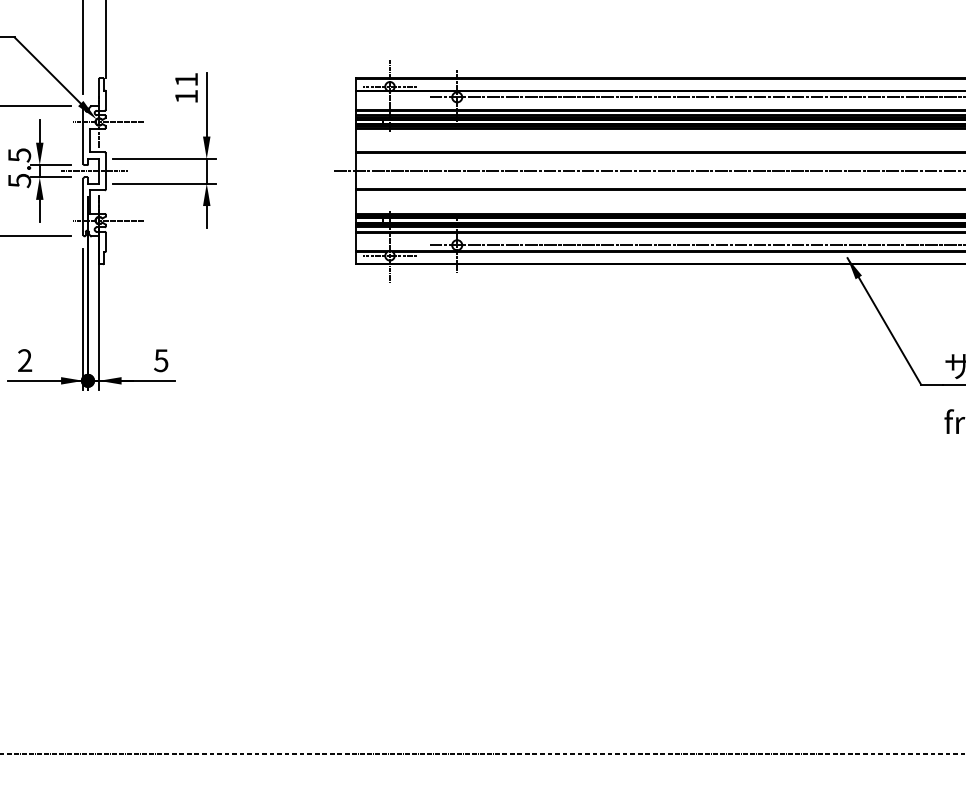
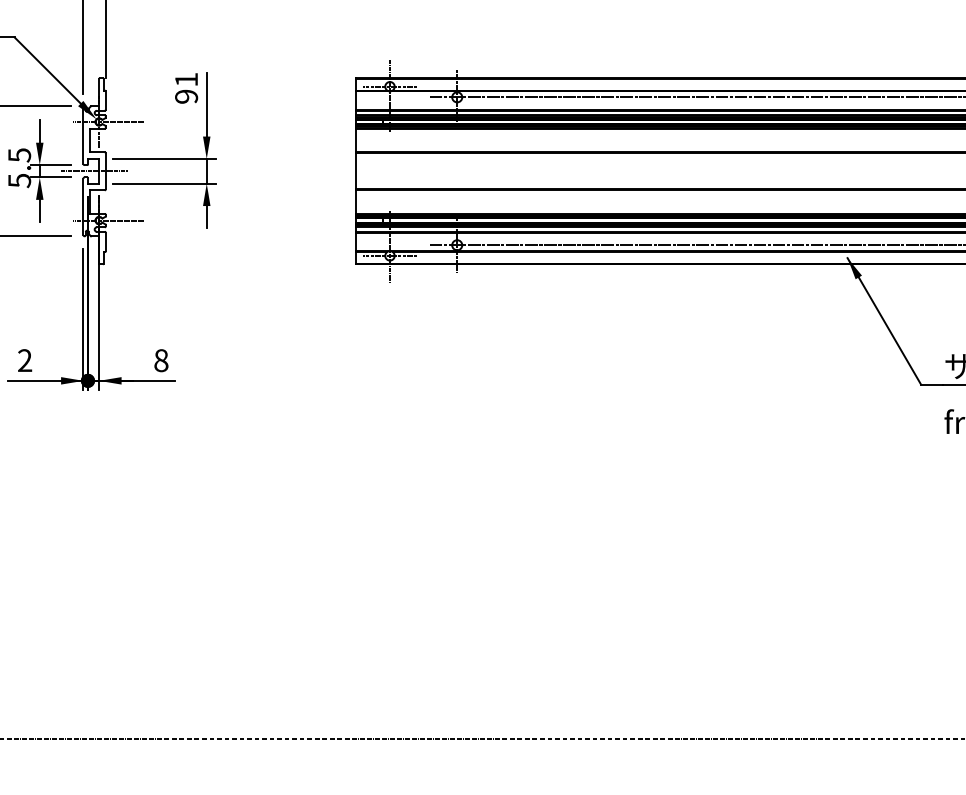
text: 11 -> 91 (186, 96)
line: present -> none (647, 171)
text: 5 -> 8 (161, 360)
line position: (482, 754) -> (482, 739) (482, 739)
